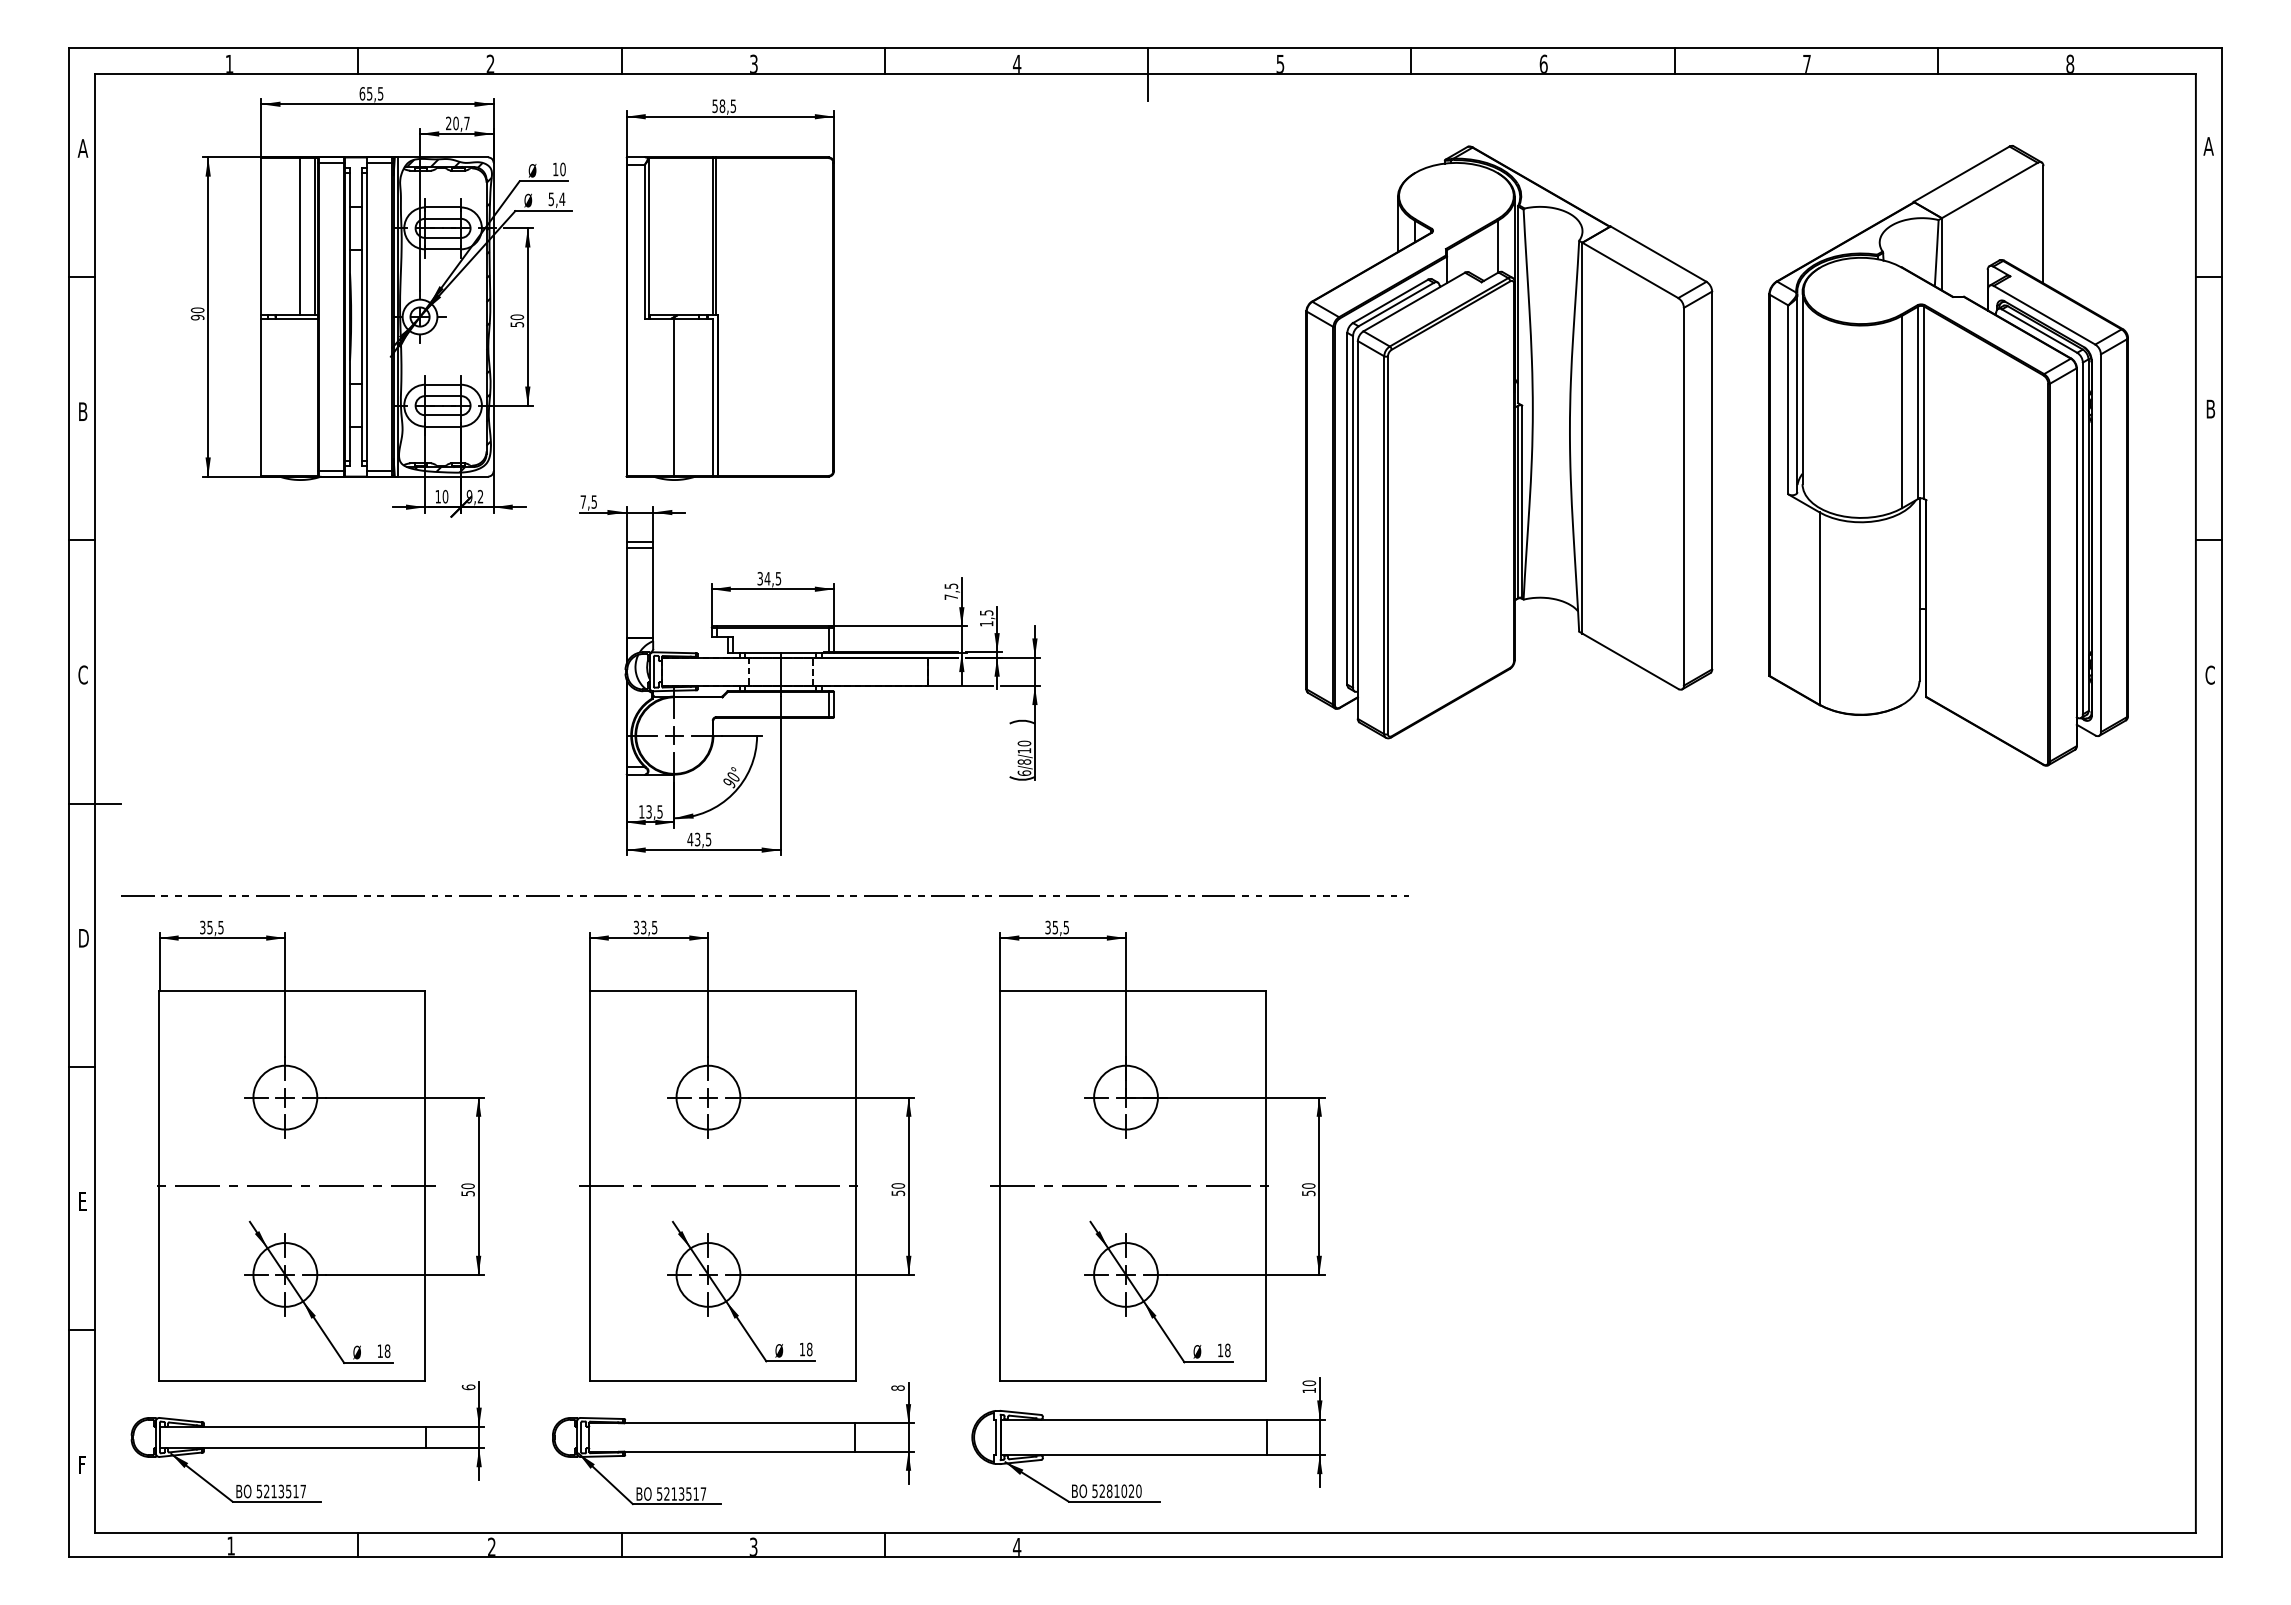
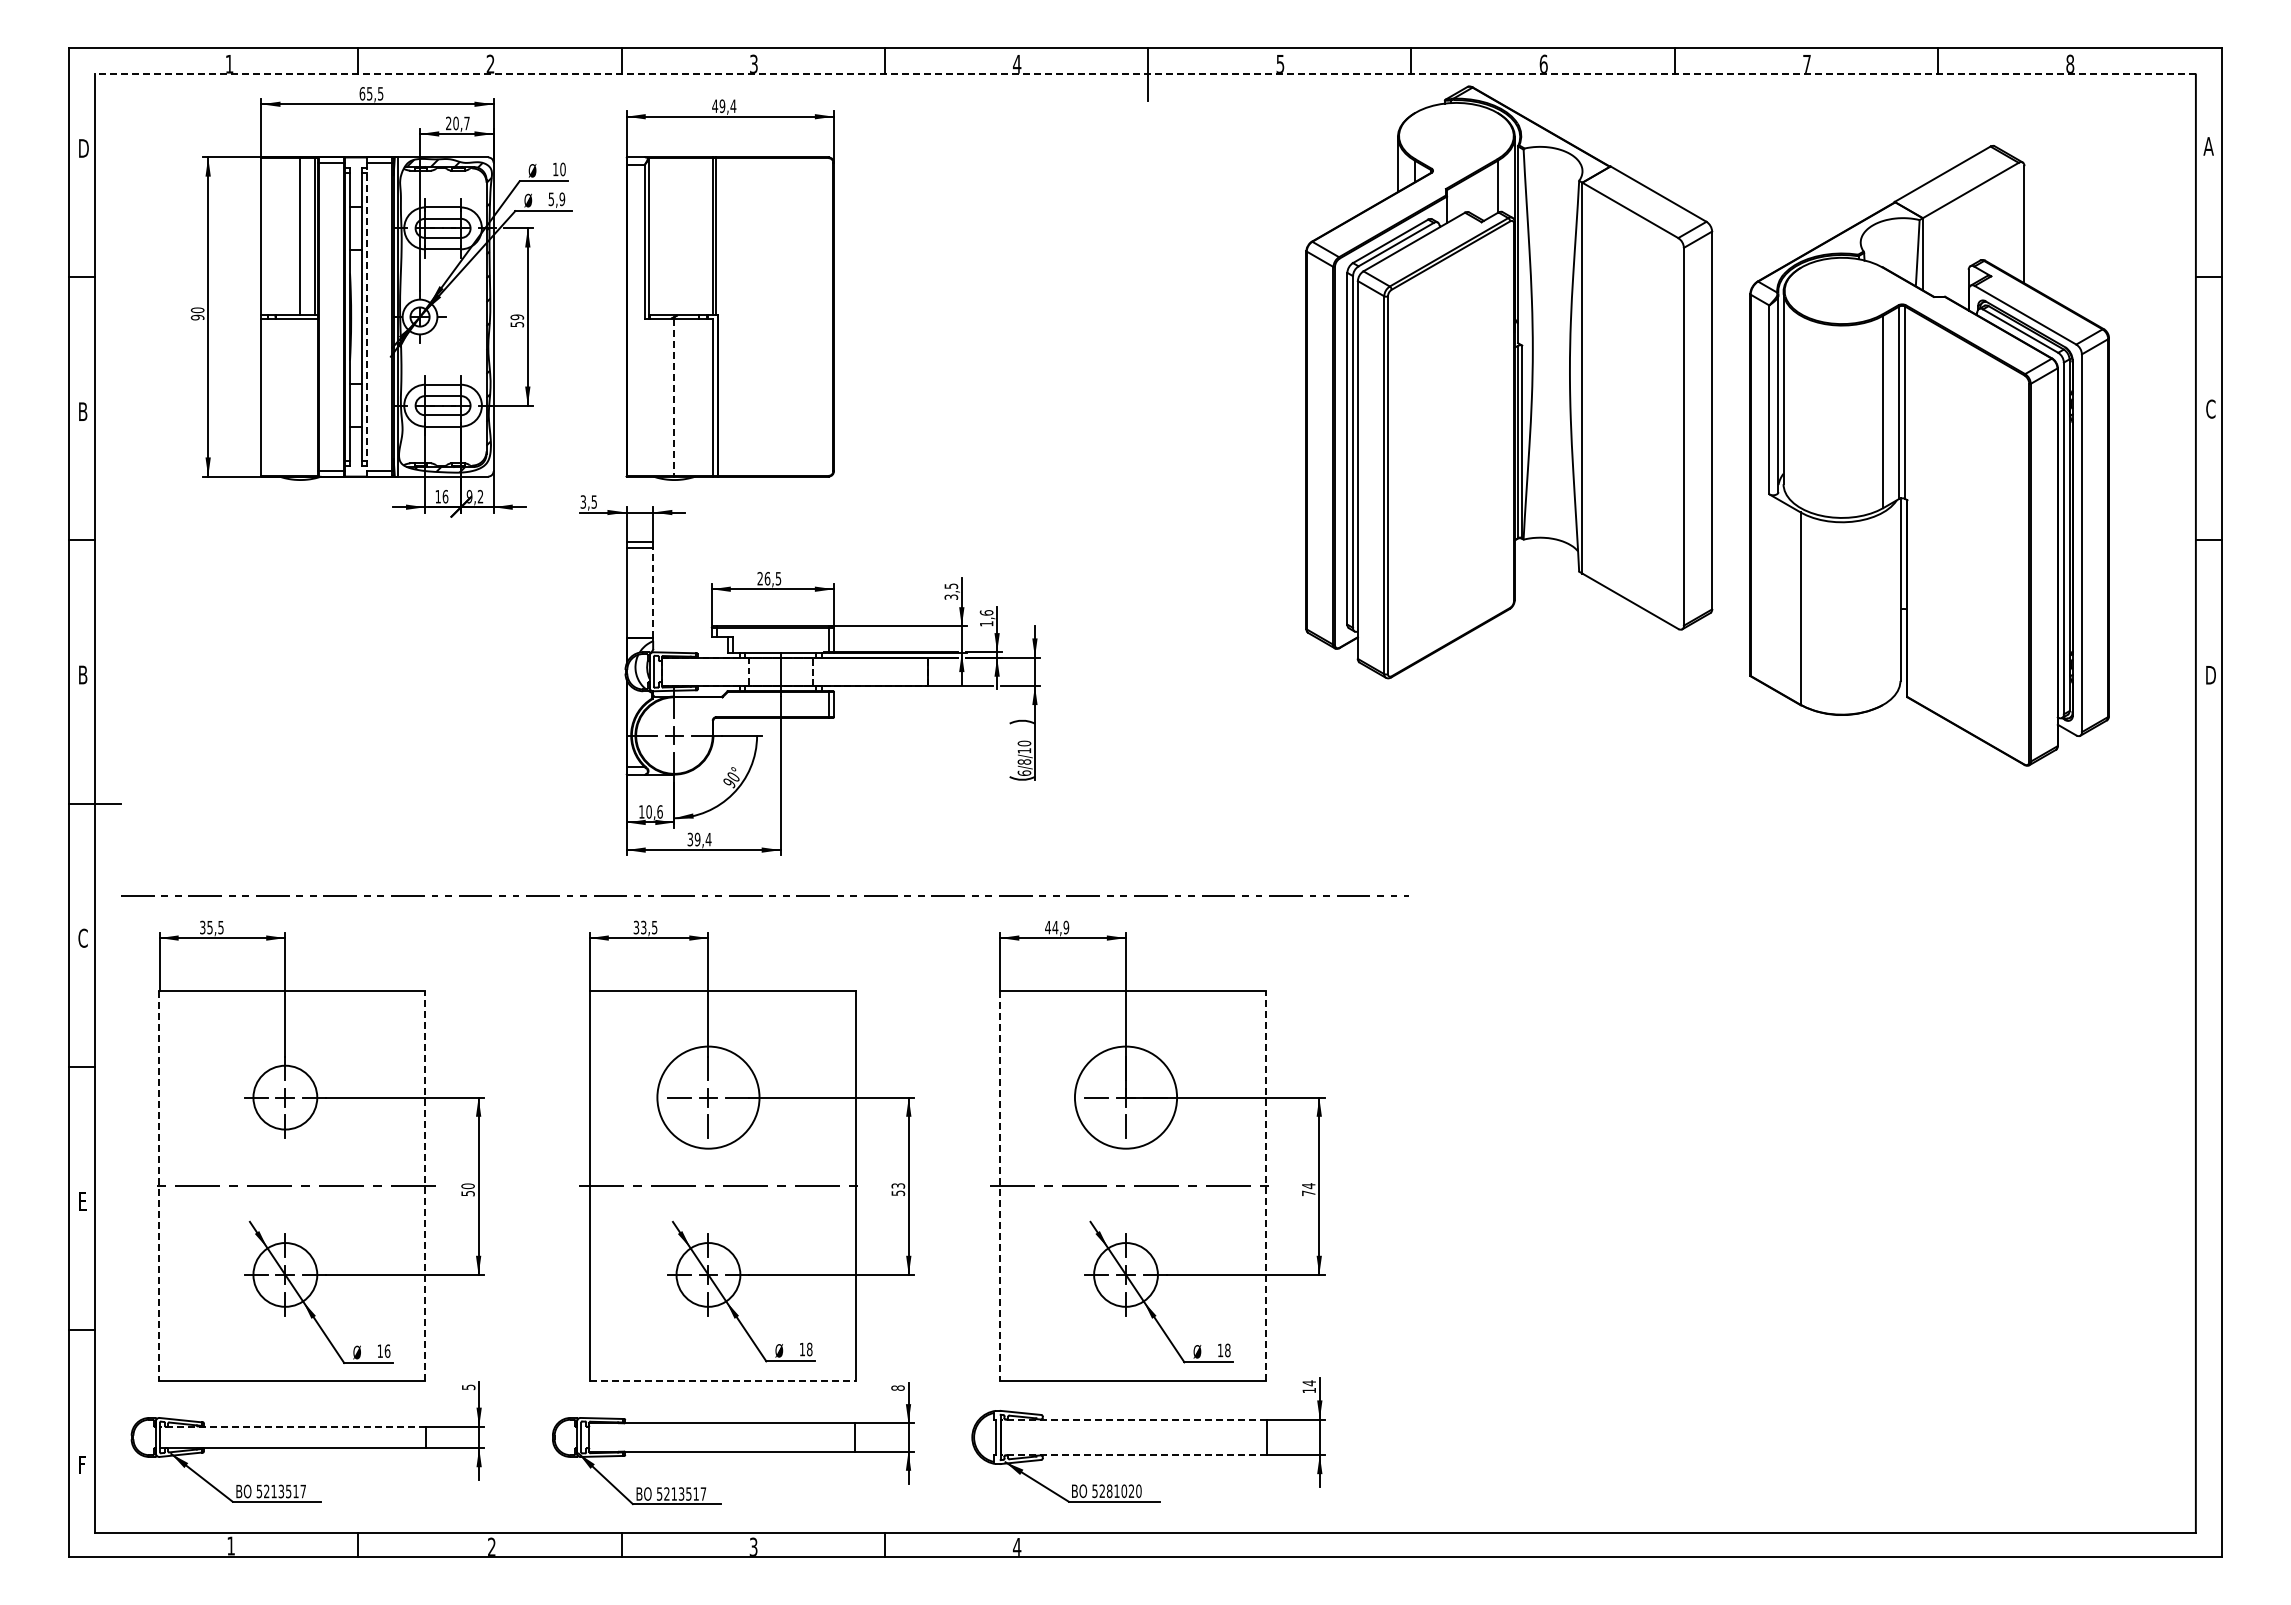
line: solid -> dashed (1144, 74)
text: 58,5 -> 49,4 (724, 106)
text: A -> D (82, 148)
text: 5,4 -> 5,9 (562, 199)
line: solid -> dashed (367, 317)
text: 50 -> 59 (517, 317)
line: solid -> dashed (674, 397)
text: B -> C (2210, 408)
part position: (1509, 442) -> (1509, 382) (1509, 382)
part position: (1948, 455) -> (1929, 455) (1929, 455)
text: 10 -> 16 (445, 496)
text: 7,5 -> 3,5 (582, 501)
text: 34,5 -> 26,5 (763, 578)
line: solid -> dashed (653, 592)
text: 7,5 -> 3,5 (951, 596)
text: 1,5 -> 1,6 (986, 612)
text: C -> B (82, 674)
text: C -> D (2210, 674)
text: 13,5 -> 10,6 (654, 811)
text: 43,5 -> 39,4 (699, 839)
text: 35,5 -> 44,9 (1057, 927)
text: D -> C (83, 937)
circle diameter: 64 px -> 102 px (708, 1097)
circle diameter: 64 px -> 102 px (1125, 1097)
line: solid -> dashed (425, 1185)
text: 50 -> 53 (897, 1185)
line: solid -> dashed (1266, 1185)
line: solid -> dashed (159, 1186)
line: solid -> dashed (1000, 1186)
text: 50 -> 74 (1308, 1189)
text: 18 -> 16 (387, 1350)
line: solid -> dashed (722, 1381)
text: 10 -> 14 (1309, 1383)
text: 6 -> 5 (468, 1387)
line: solid -> dashed (1133, 1419)
line: solid -> dashed (293, 1426)
line: solid -> dashed (1133, 1455)
